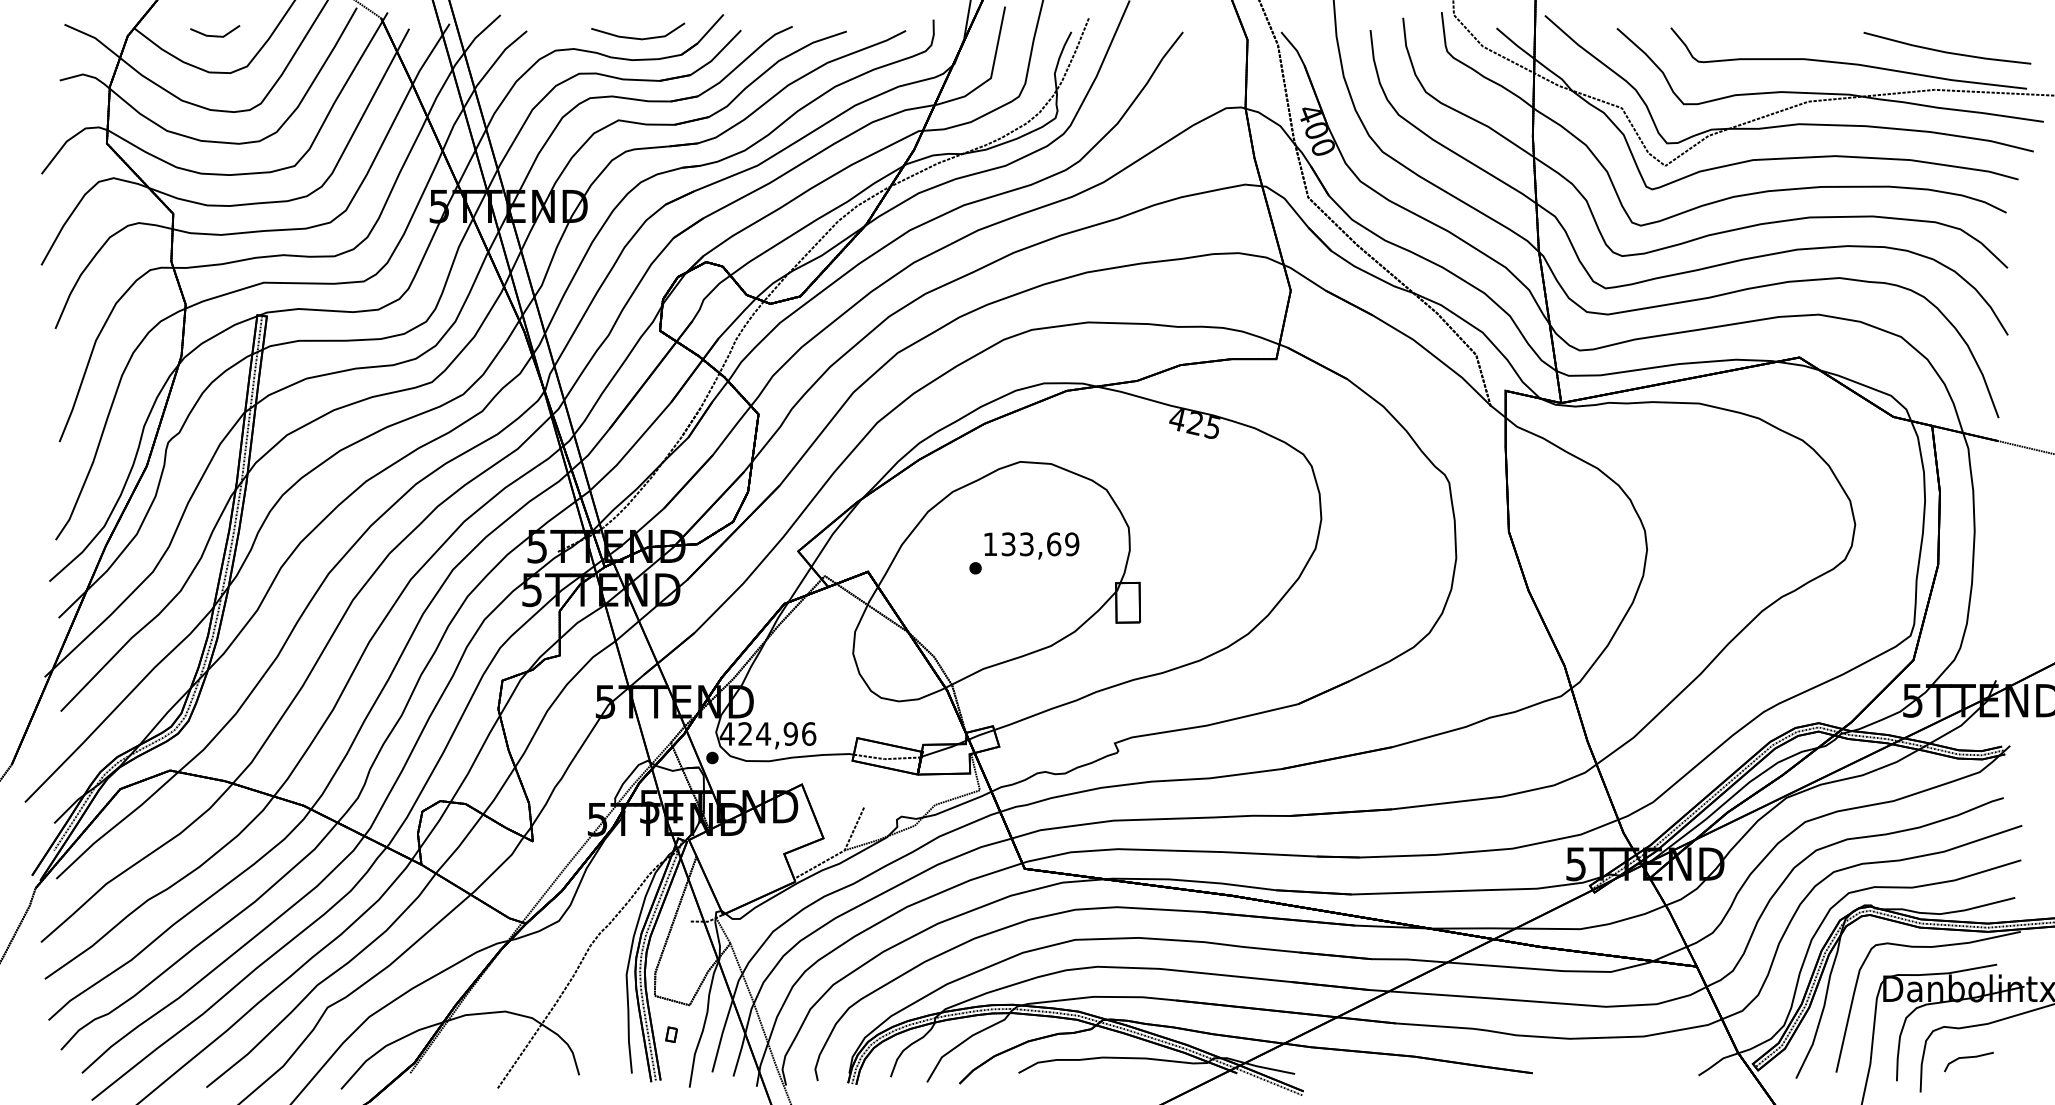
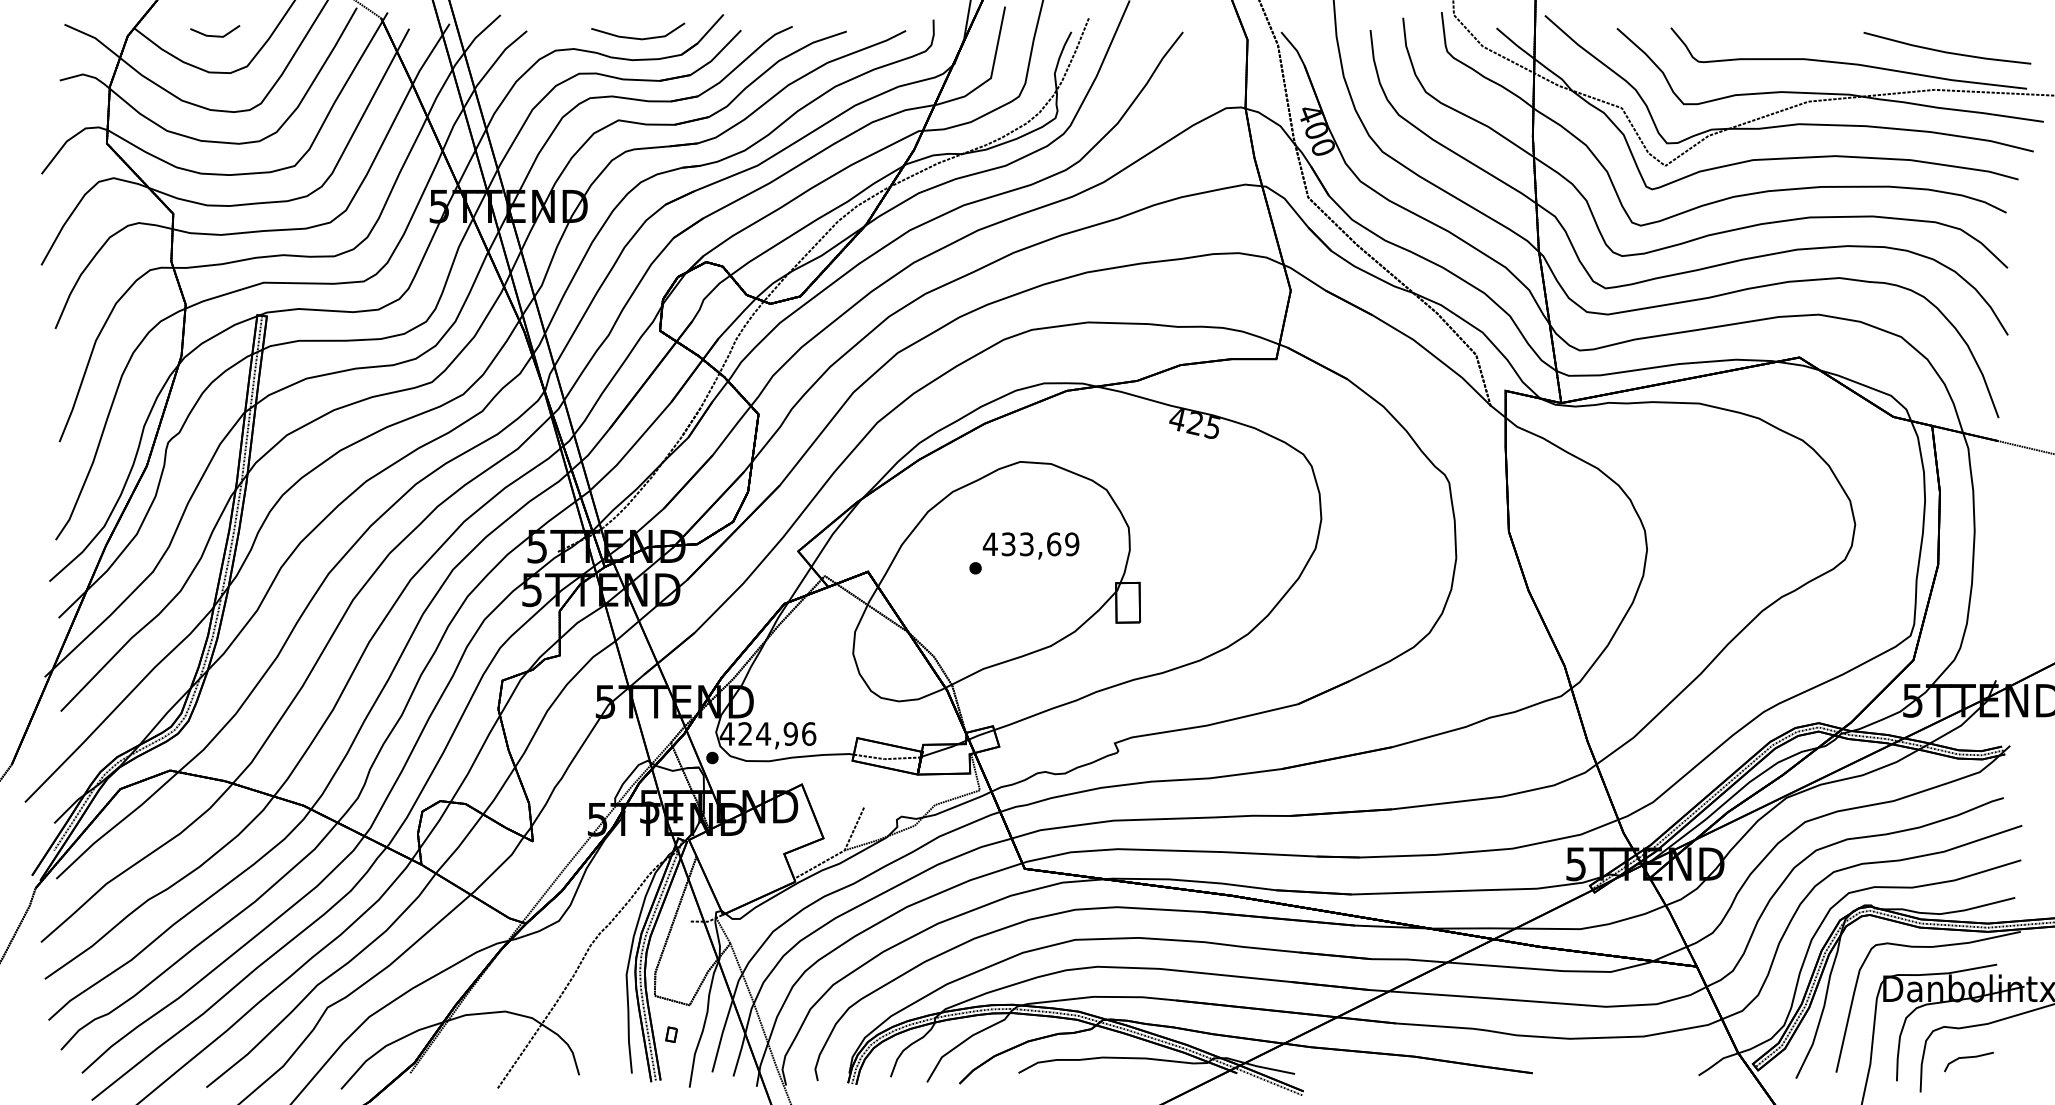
text: 133,69 -> 433,69 (989, 543)
